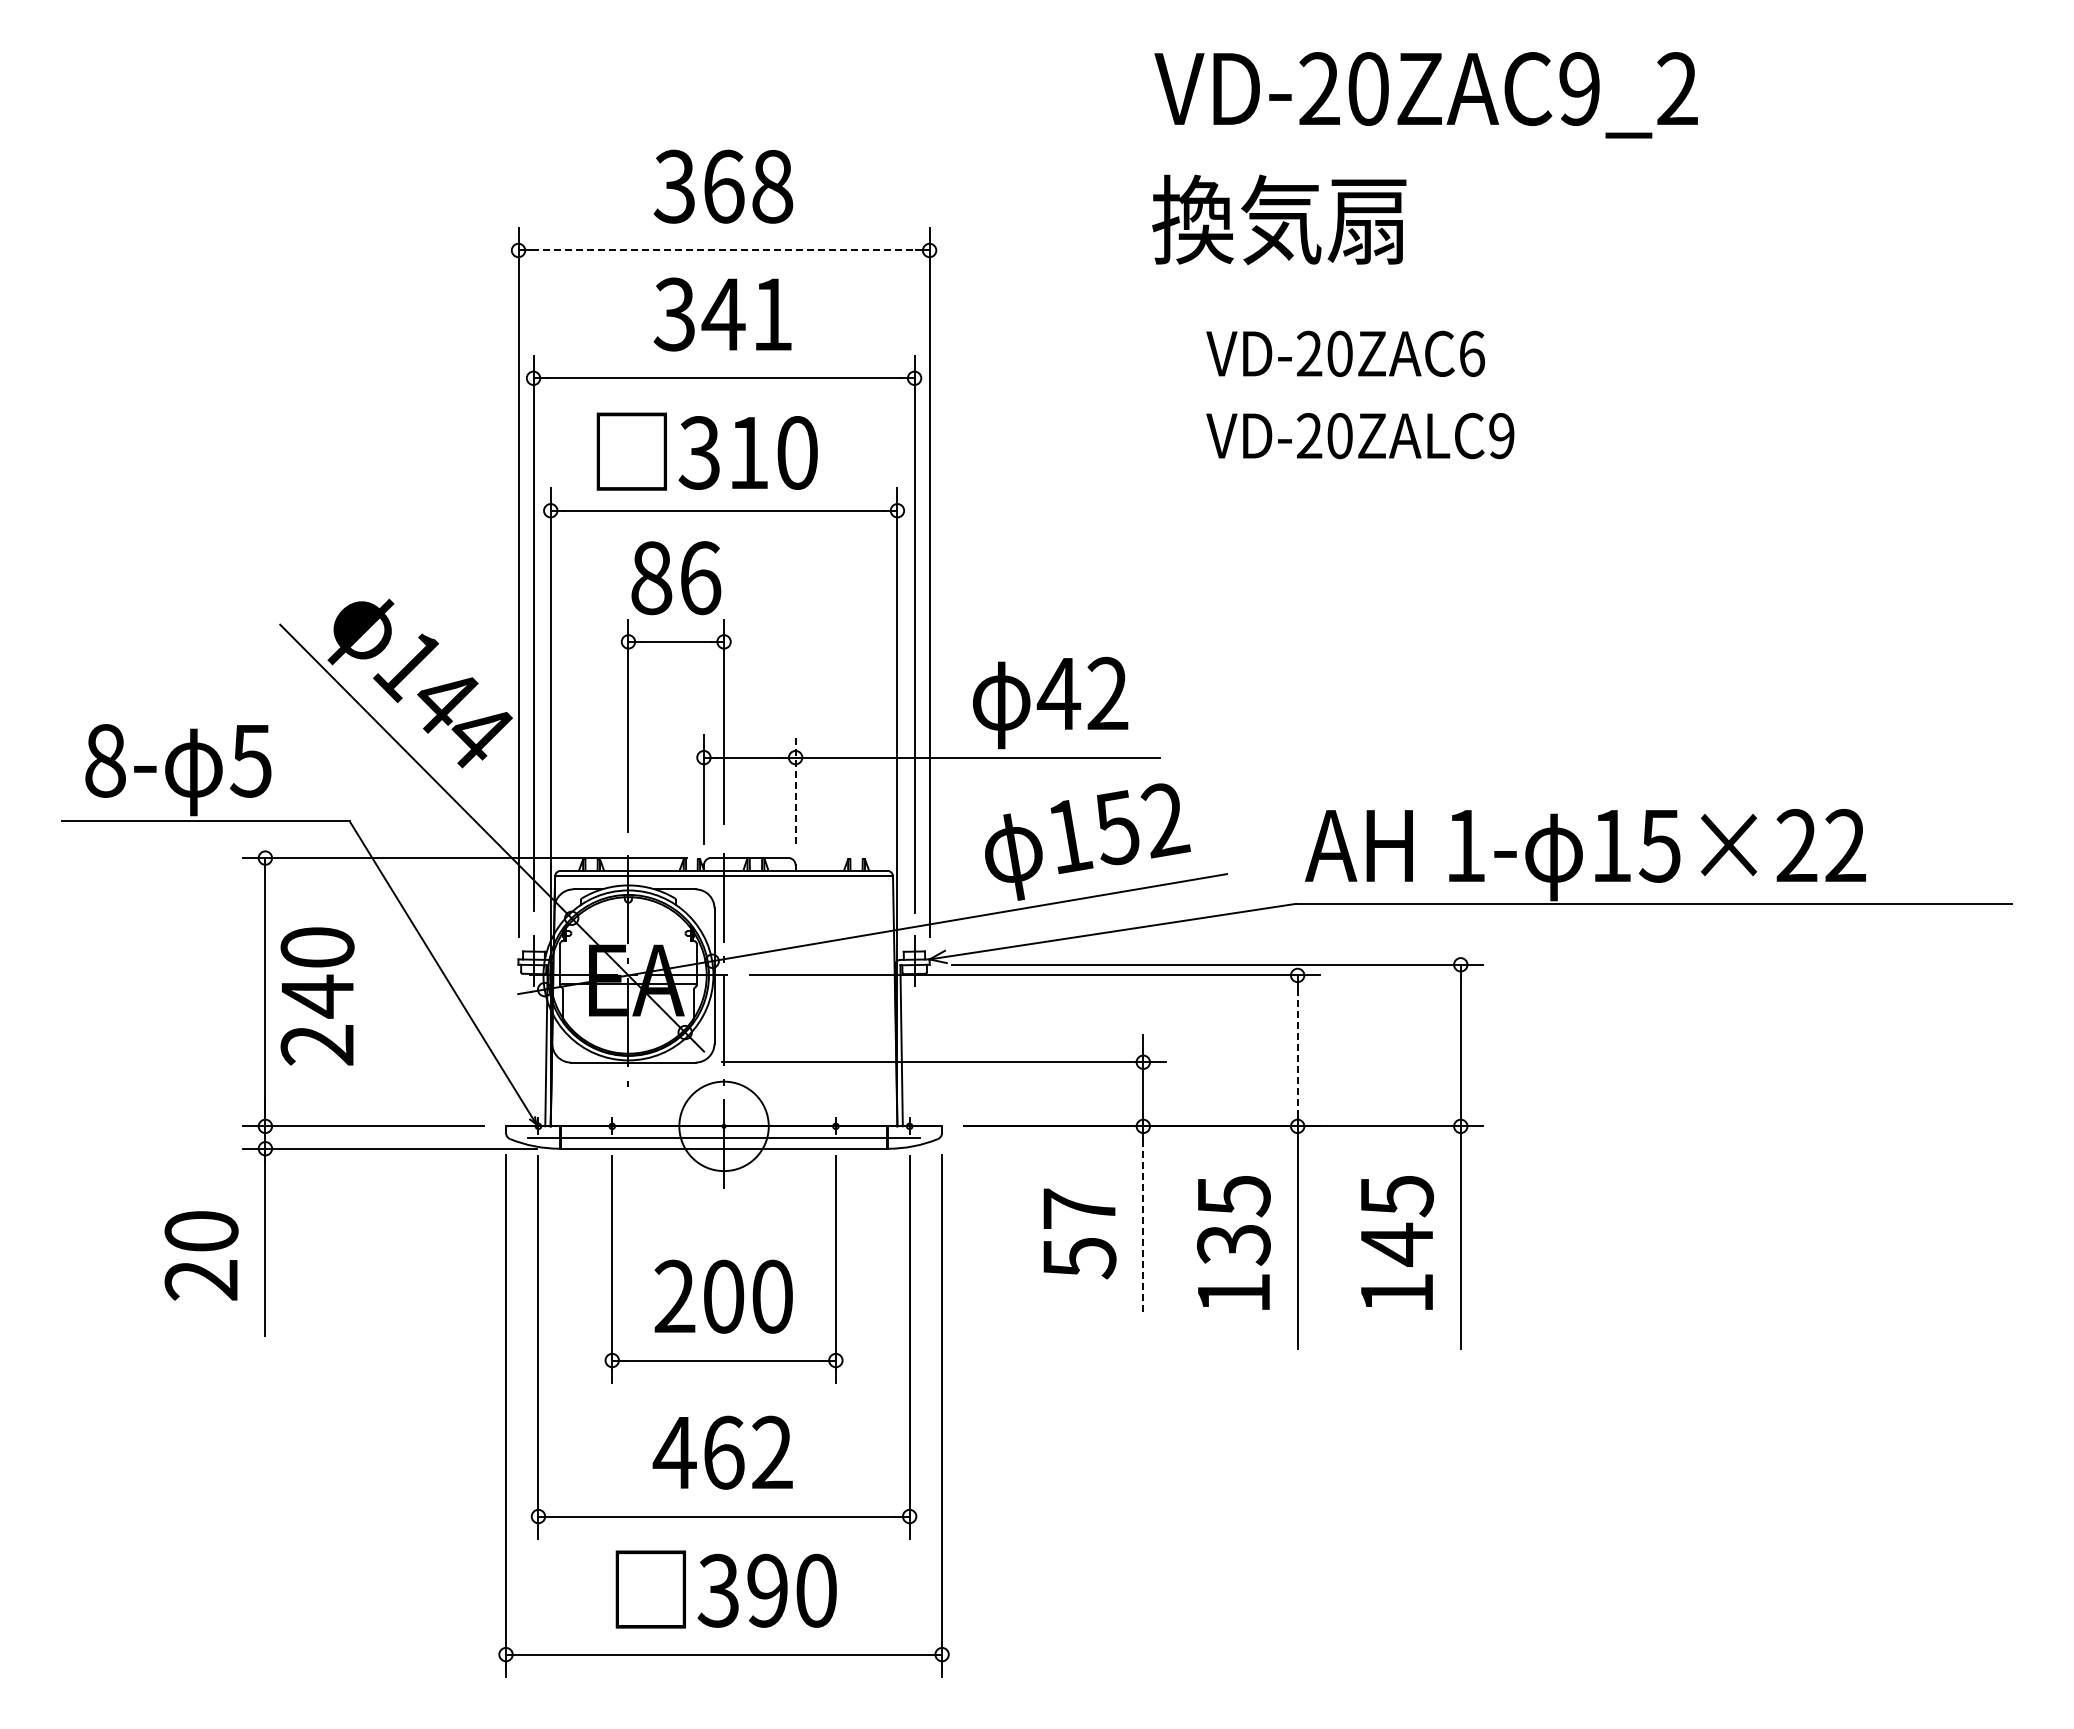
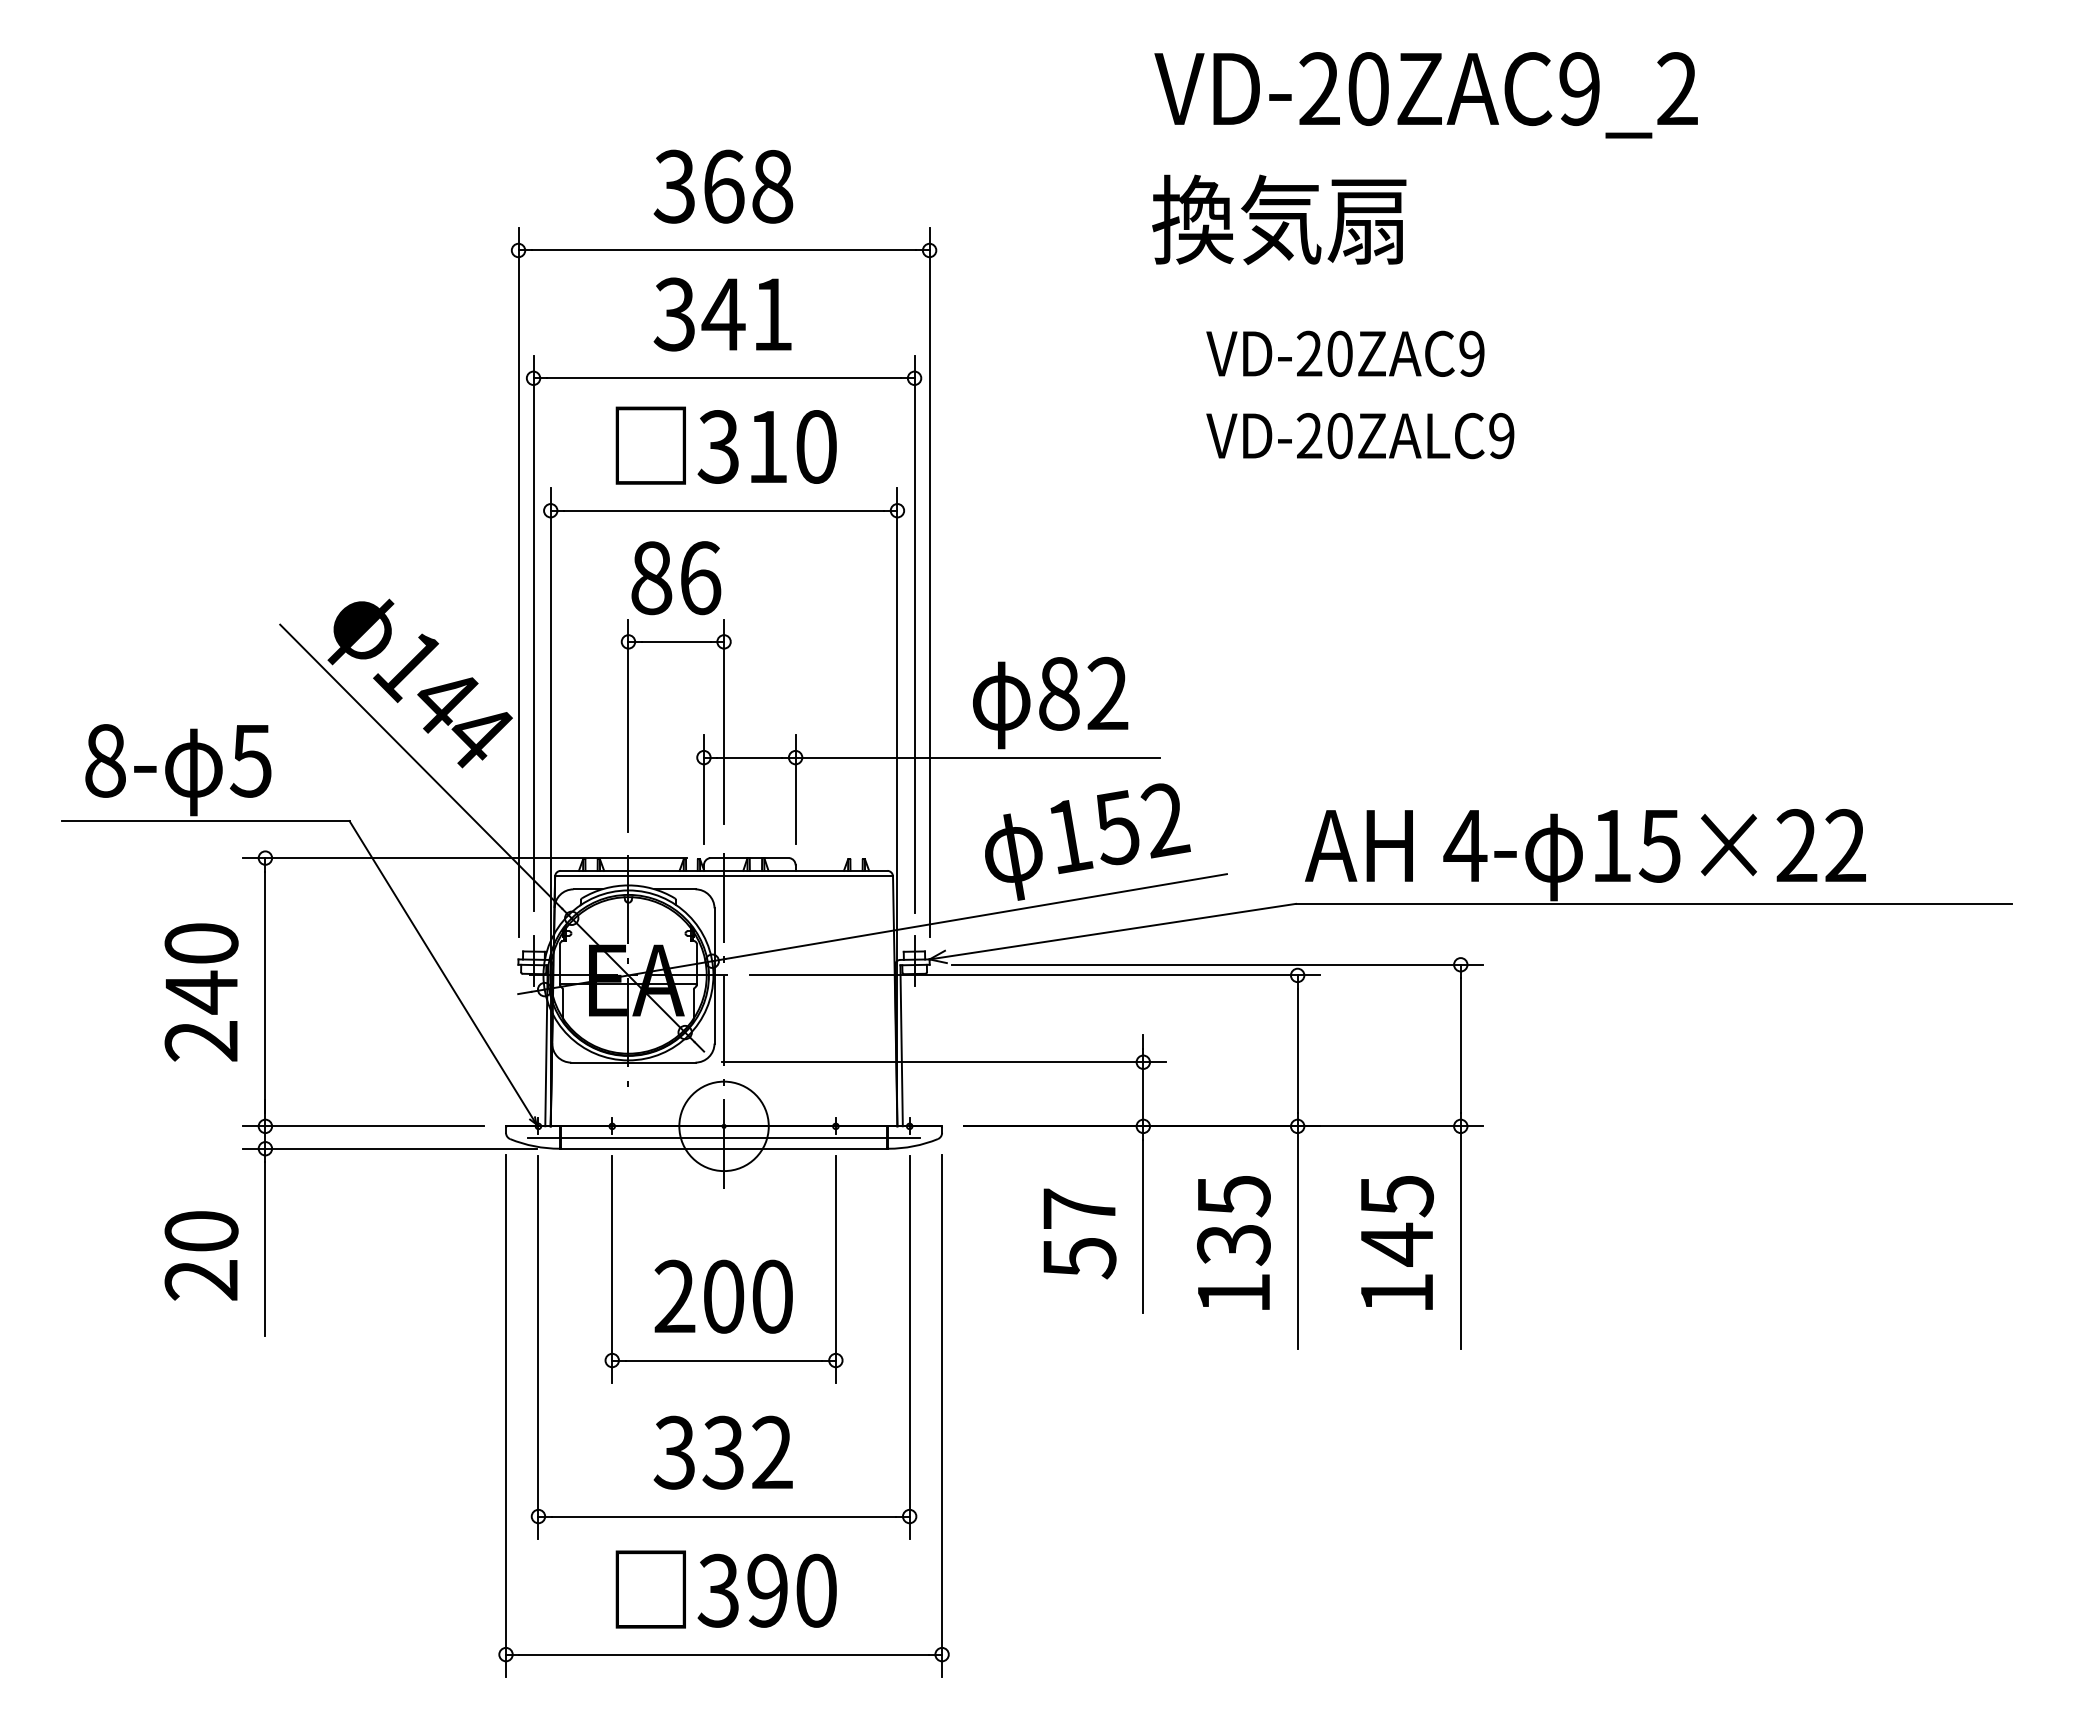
line: dashed -> solid (724, 250)
text: VD-20ZAC6 -> VD-20ZAC9 (1472, 353)
text position: (706, 451) -> (725, 445) (725, 445)
text: 42 -> 82 (1058, 693)
line: dashed -> solid (795, 789)
text: 1- -> 4- (1465, 845)
text position: (317, 996) -> (201, 992) (201, 992)
line: dashed -> solid (1297, 1051)
line: dashed -> solid (1143, 1226)
text: 462 -> 332 (698, 1452)
